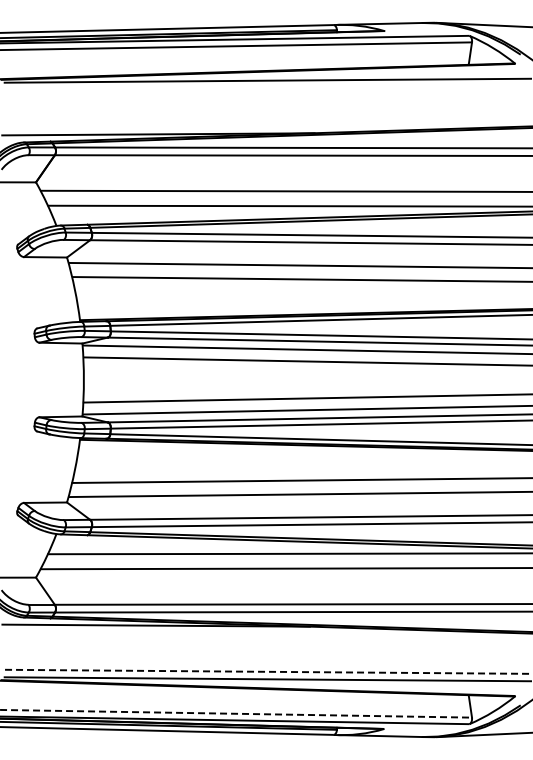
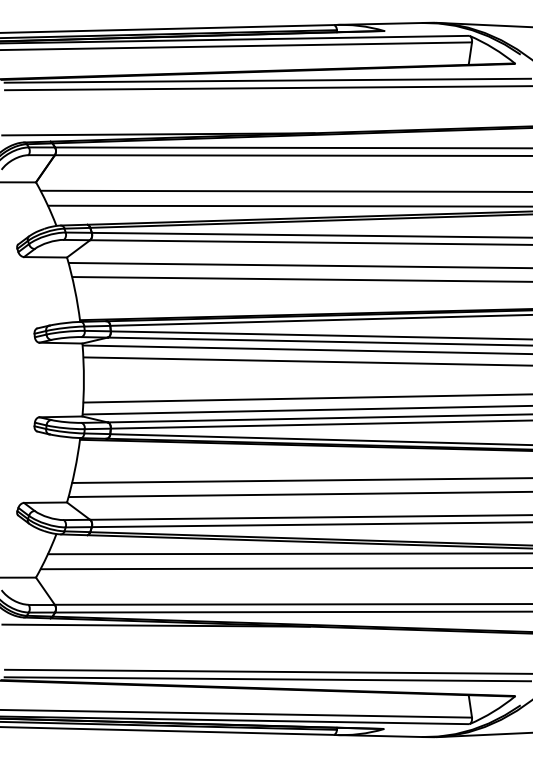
line: none -> present (267, 88)
line: dashed -> solid (268, 671)
line: dashed -> solid (236, 713)
